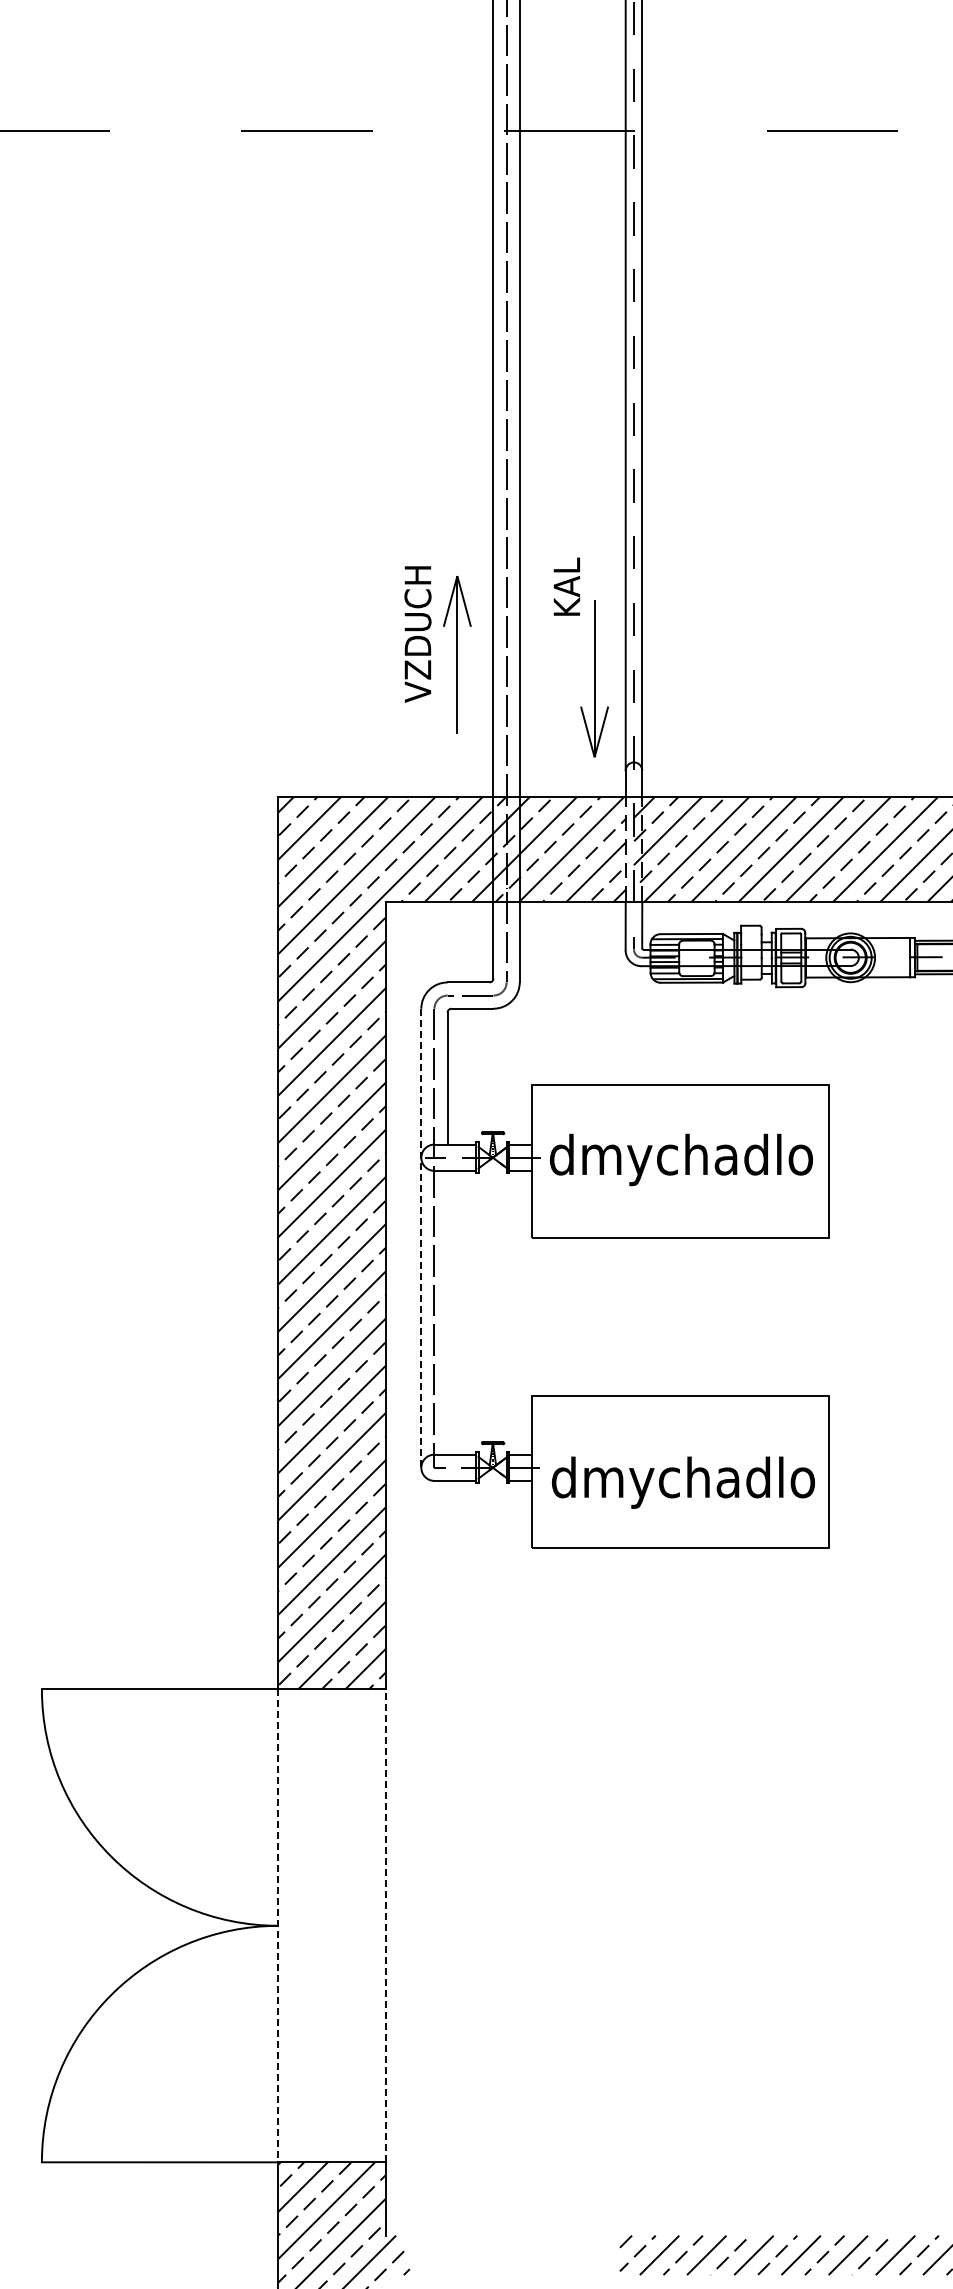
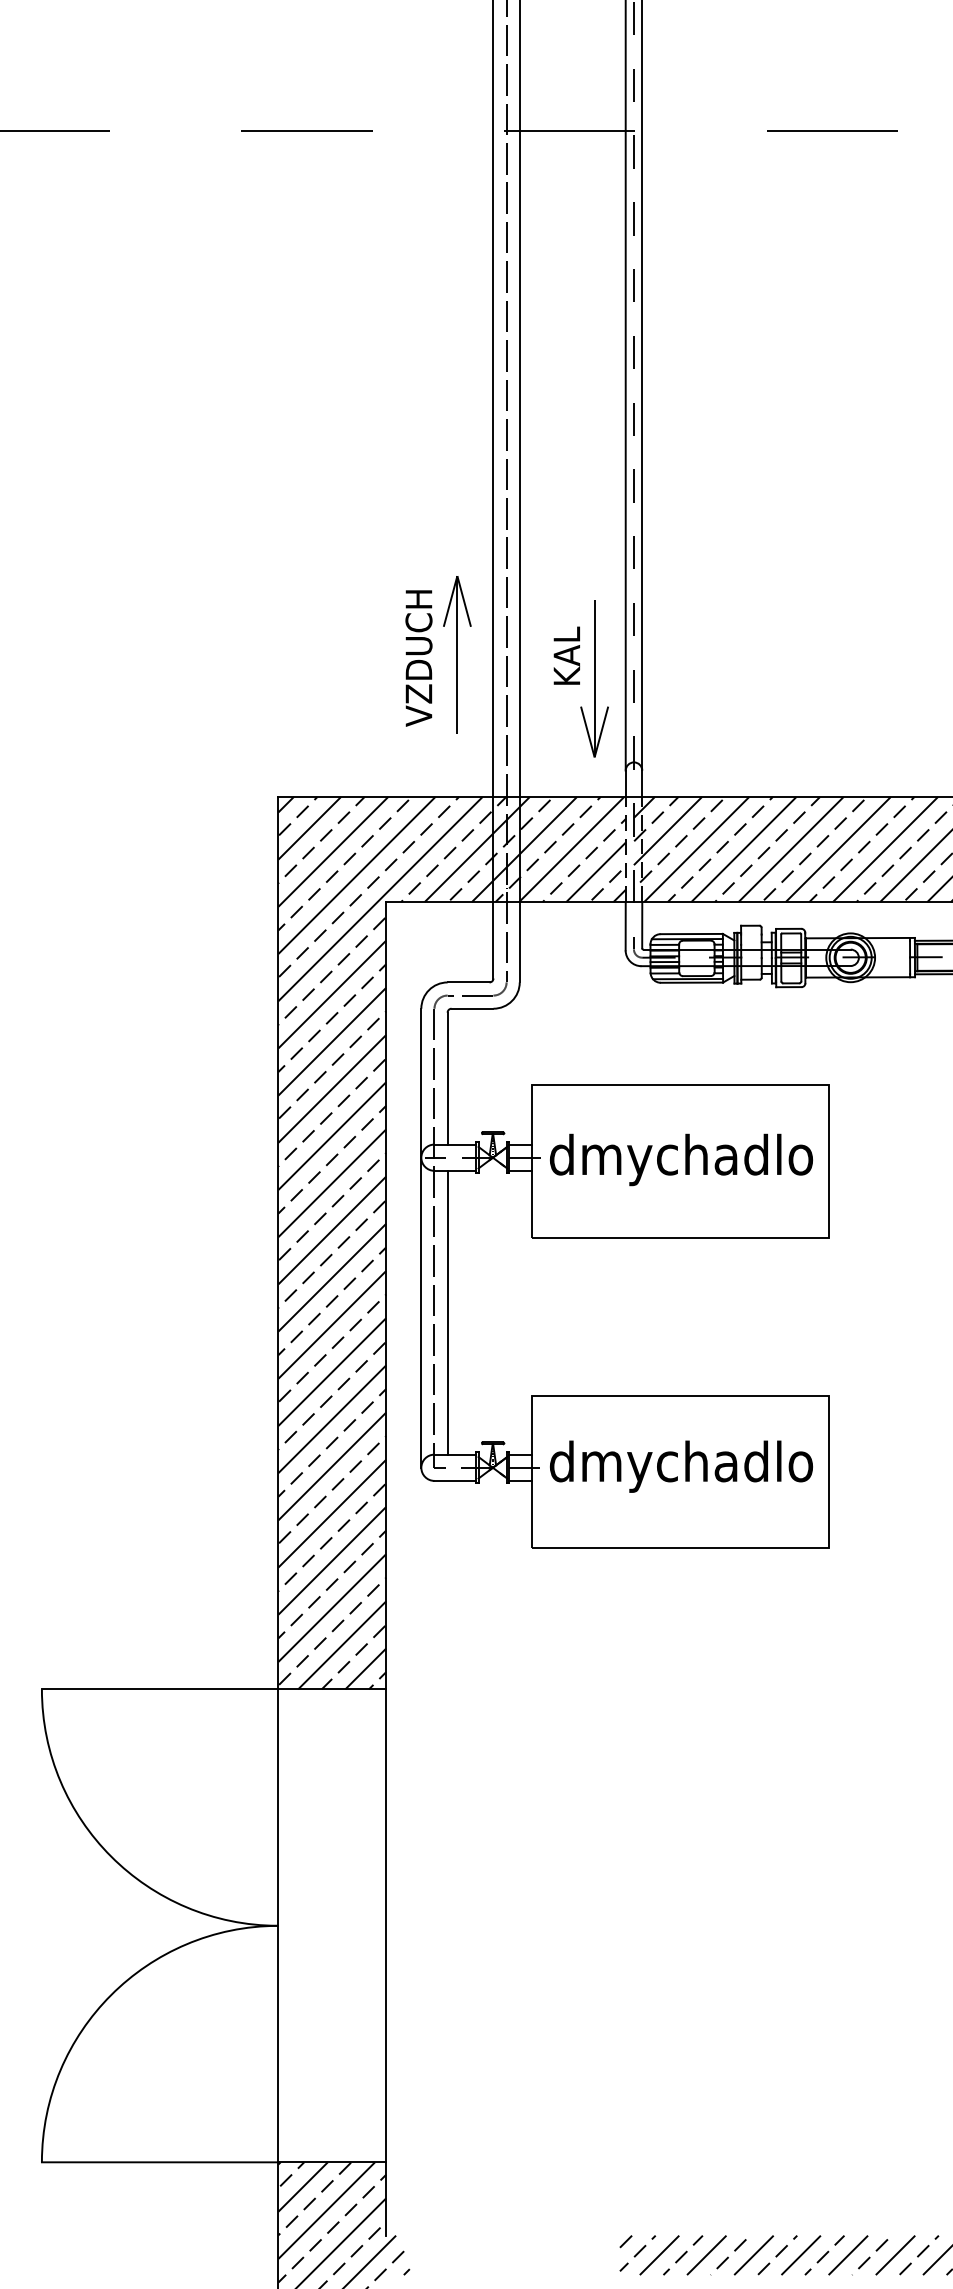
text position: (566, 586) -> (566, 655) (566, 655)
text position: (417, 634) -> (418, 658) (418, 658)
line: dashed -> solid (421, 1238)
line: none -> present (447, 1312)
text position: (683, 1482) -> (681, 1466) (681, 1466)
line: dashed -> solid (386, 1925)
line: dashed -> solid (278, 1926)
